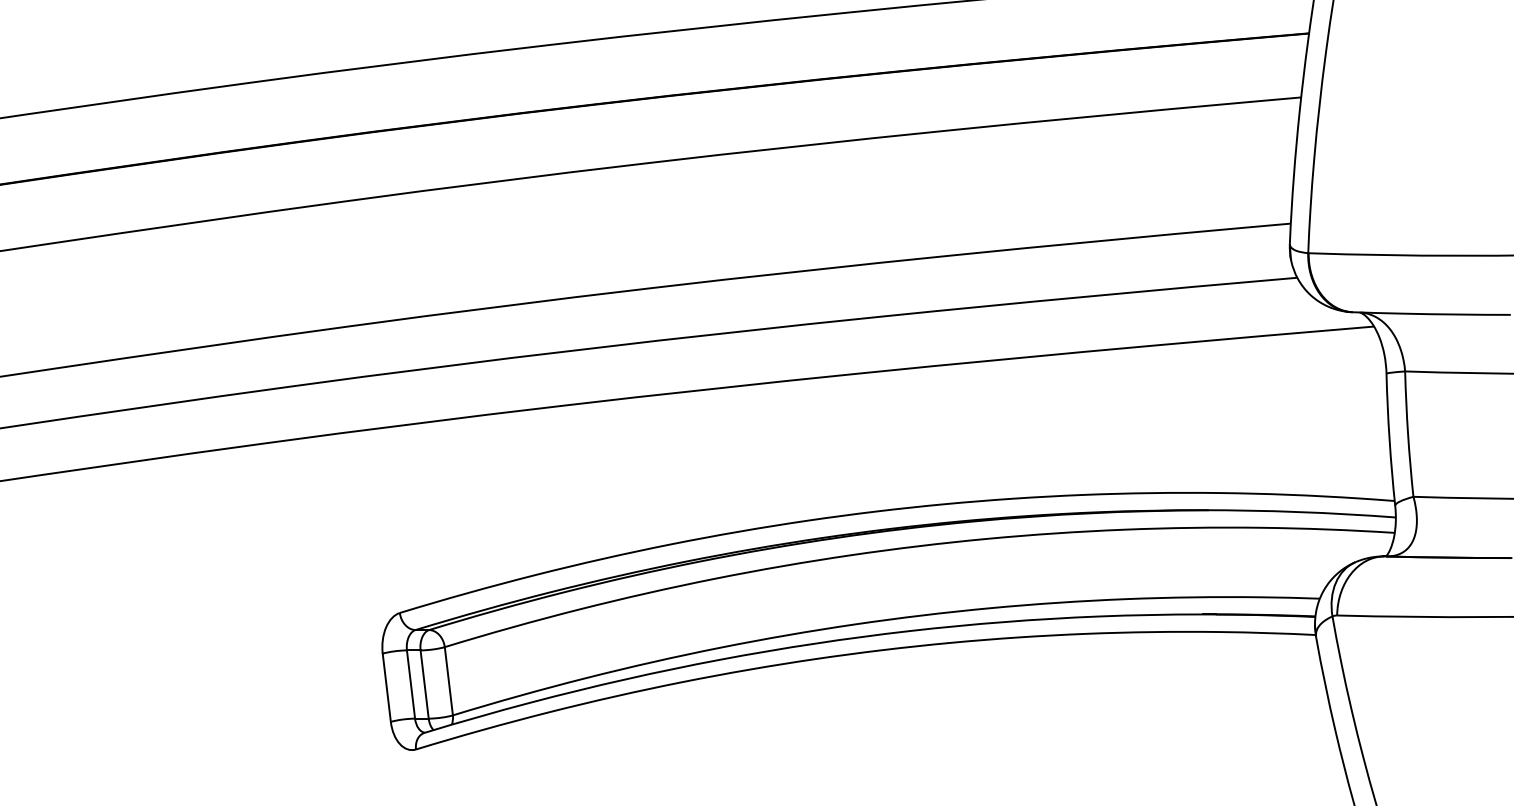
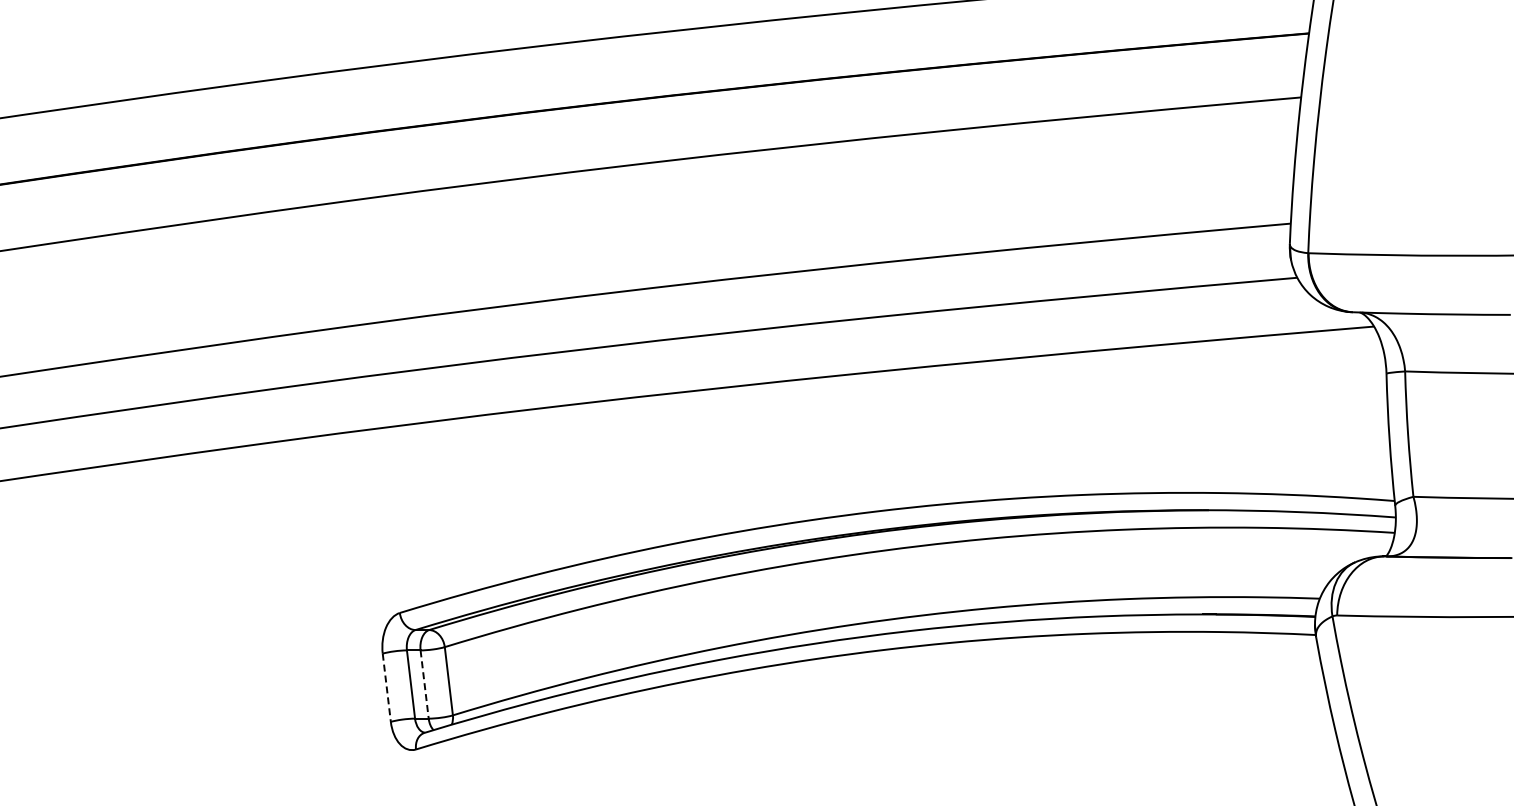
line: solid -> dashed (424, 685)
line: solid -> dashed (386, 688)
